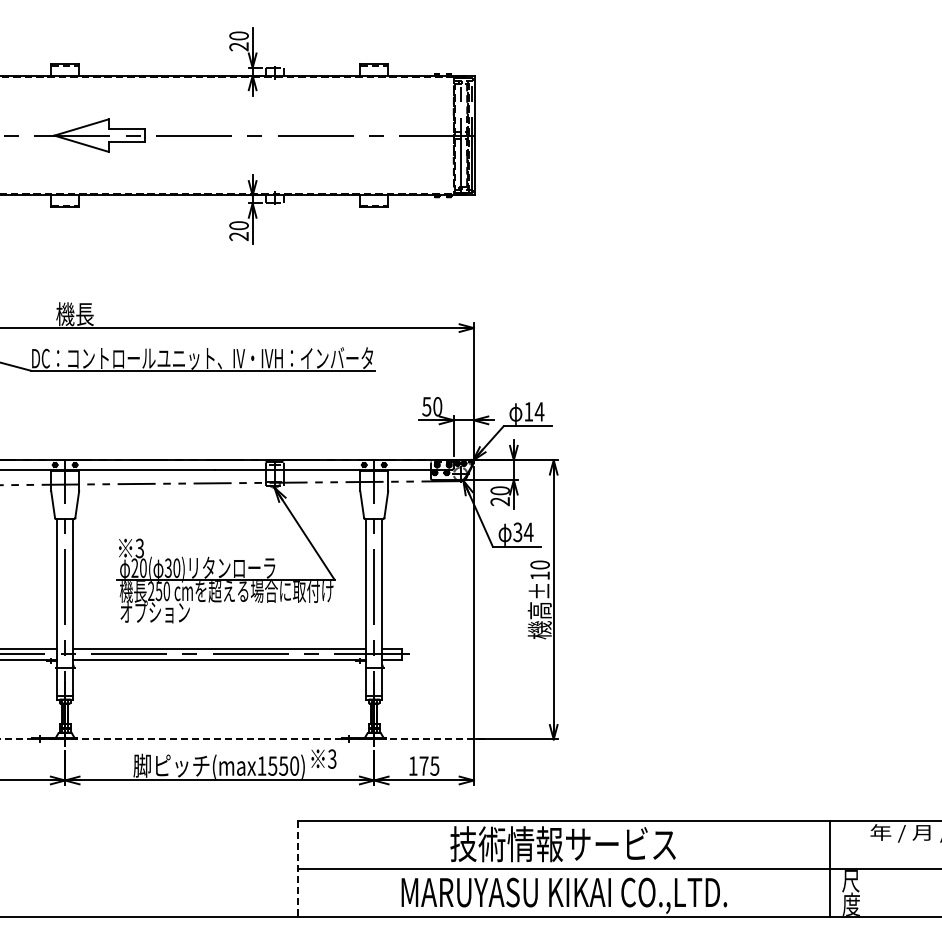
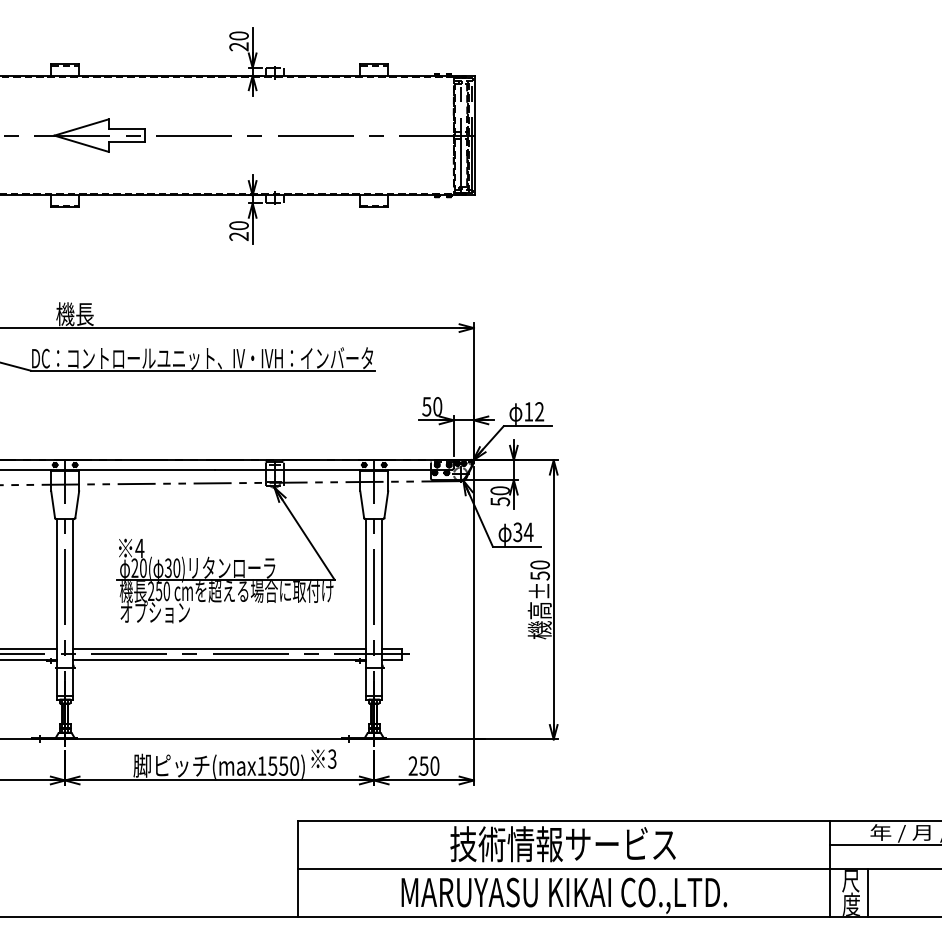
text: 14 -> 12 (539, 411)
text: 20 -> 50 (500, 501)
text: 3 -> 4 (139, 548)
text: ±10 -> ±50 (539, 575)
line: dashed -> solid (242, 739)
text: 175 -> 250 (423, 765)
line: none -> present (883, 844)
line: dashed -> solid (298, 868)
line: none -> present (867, 892)
